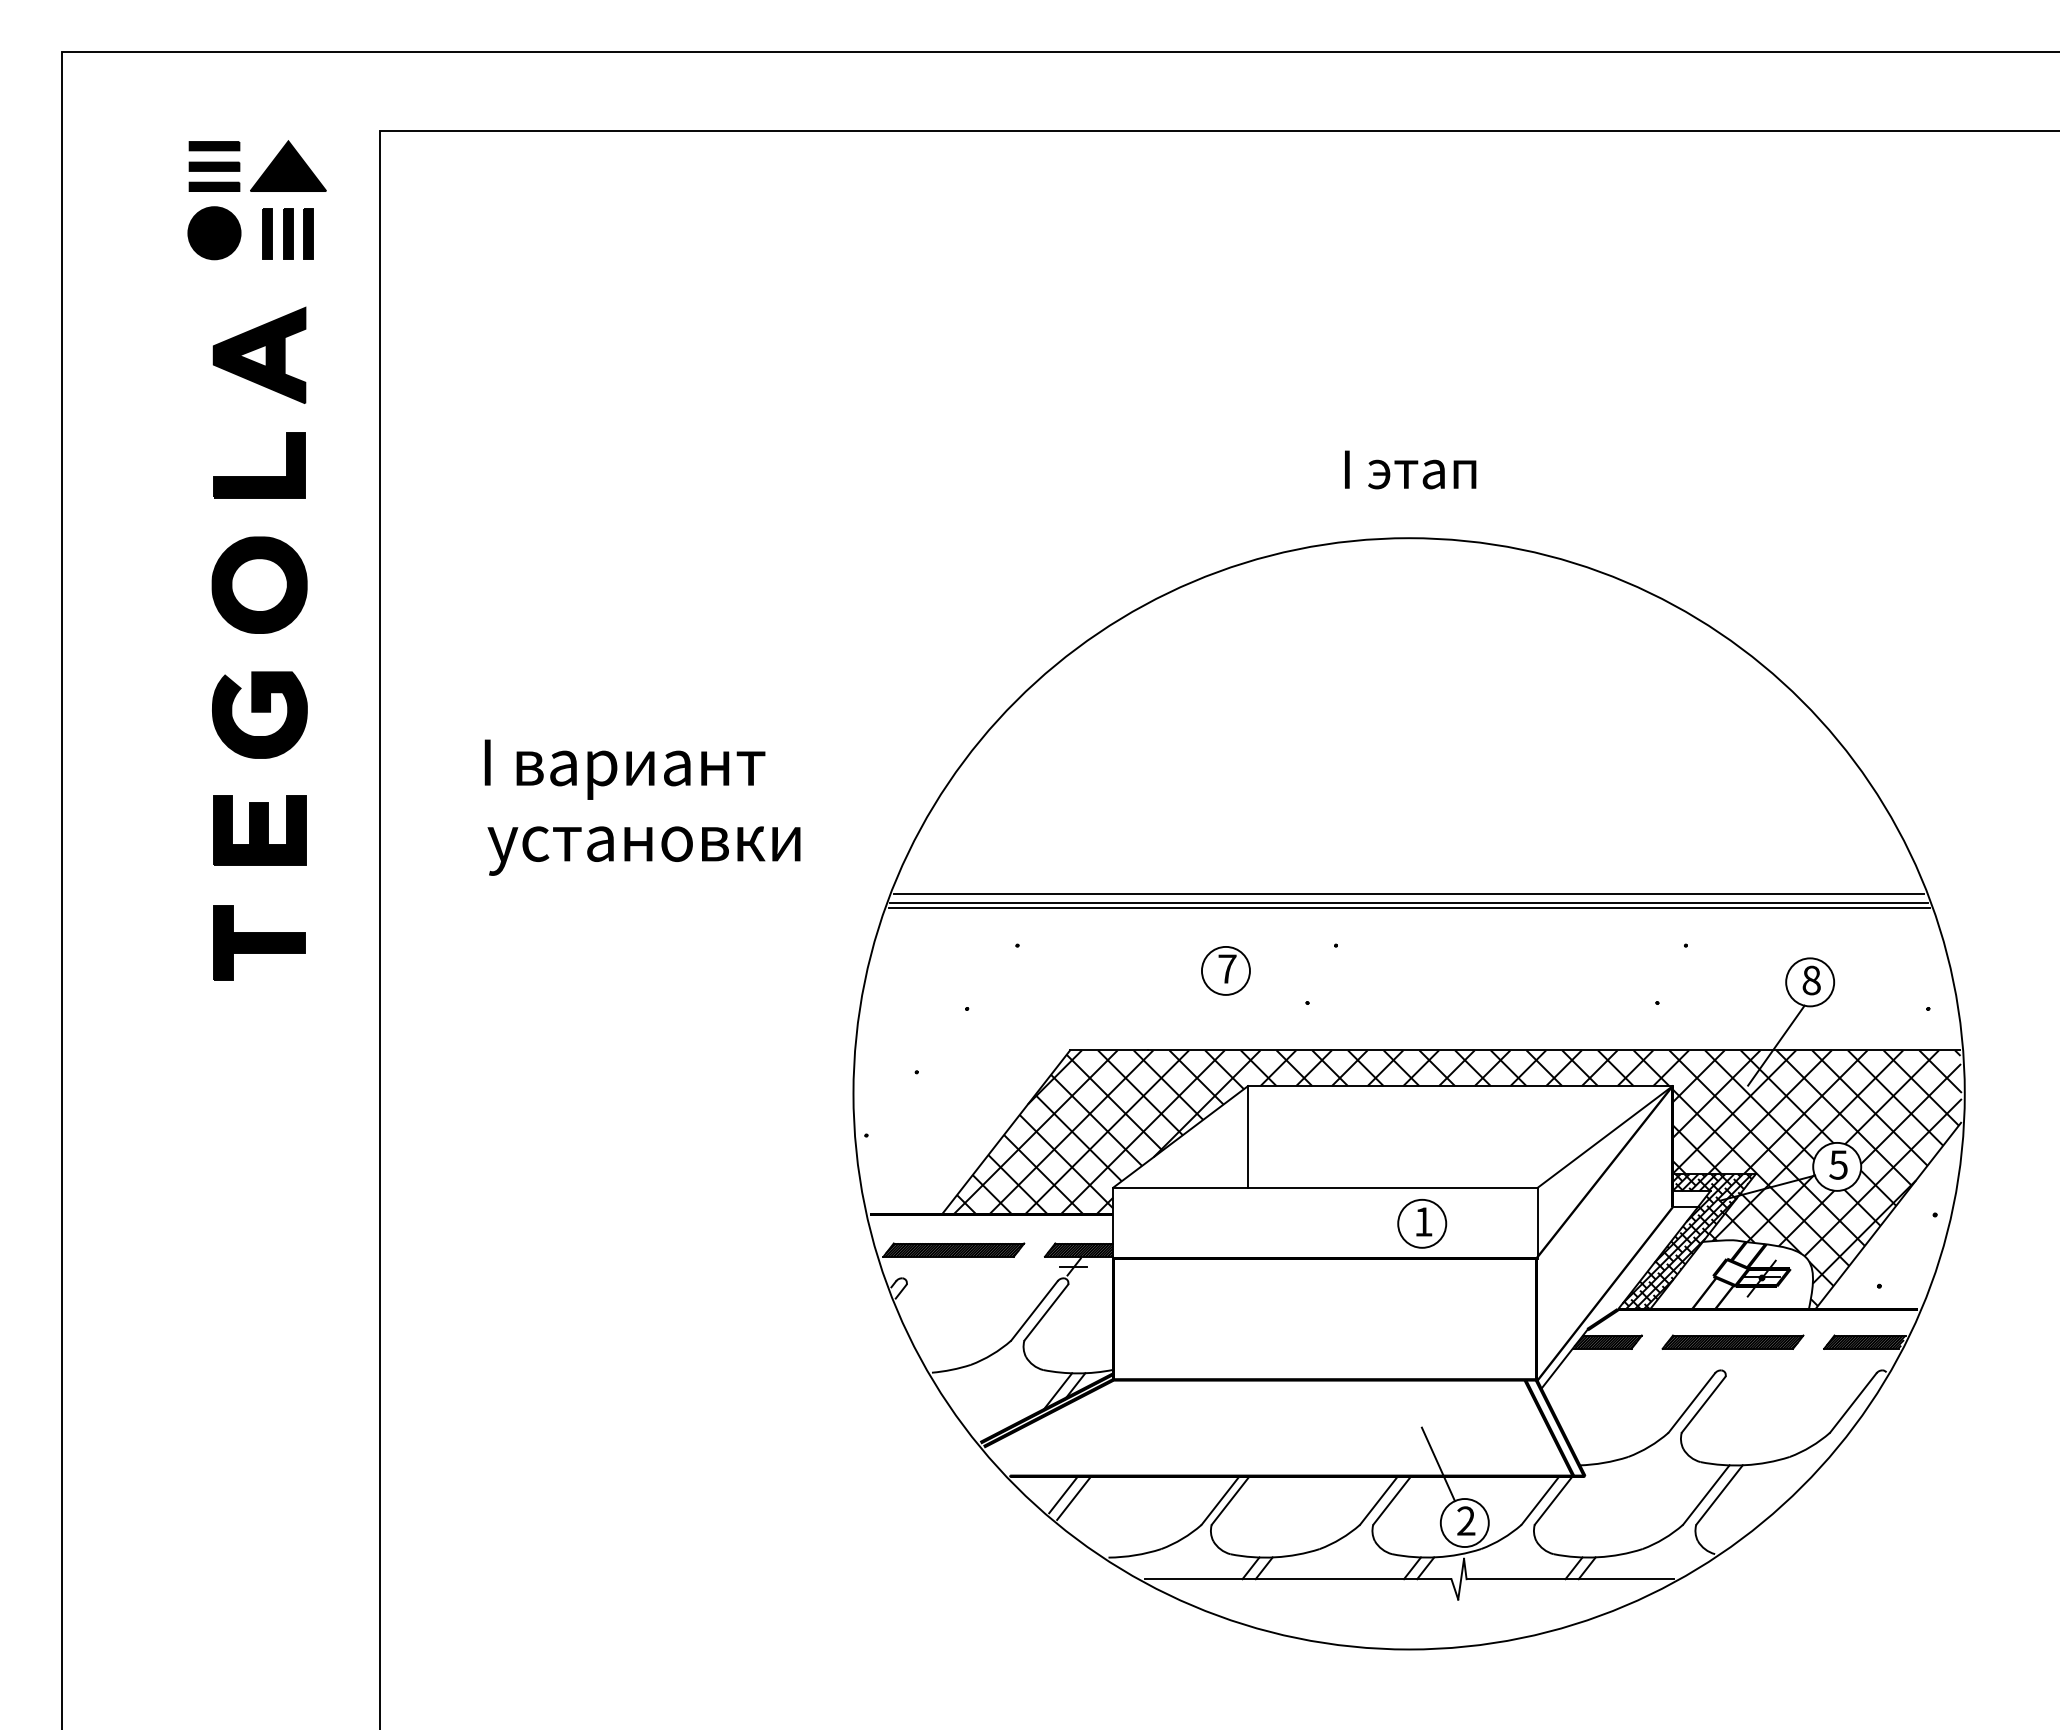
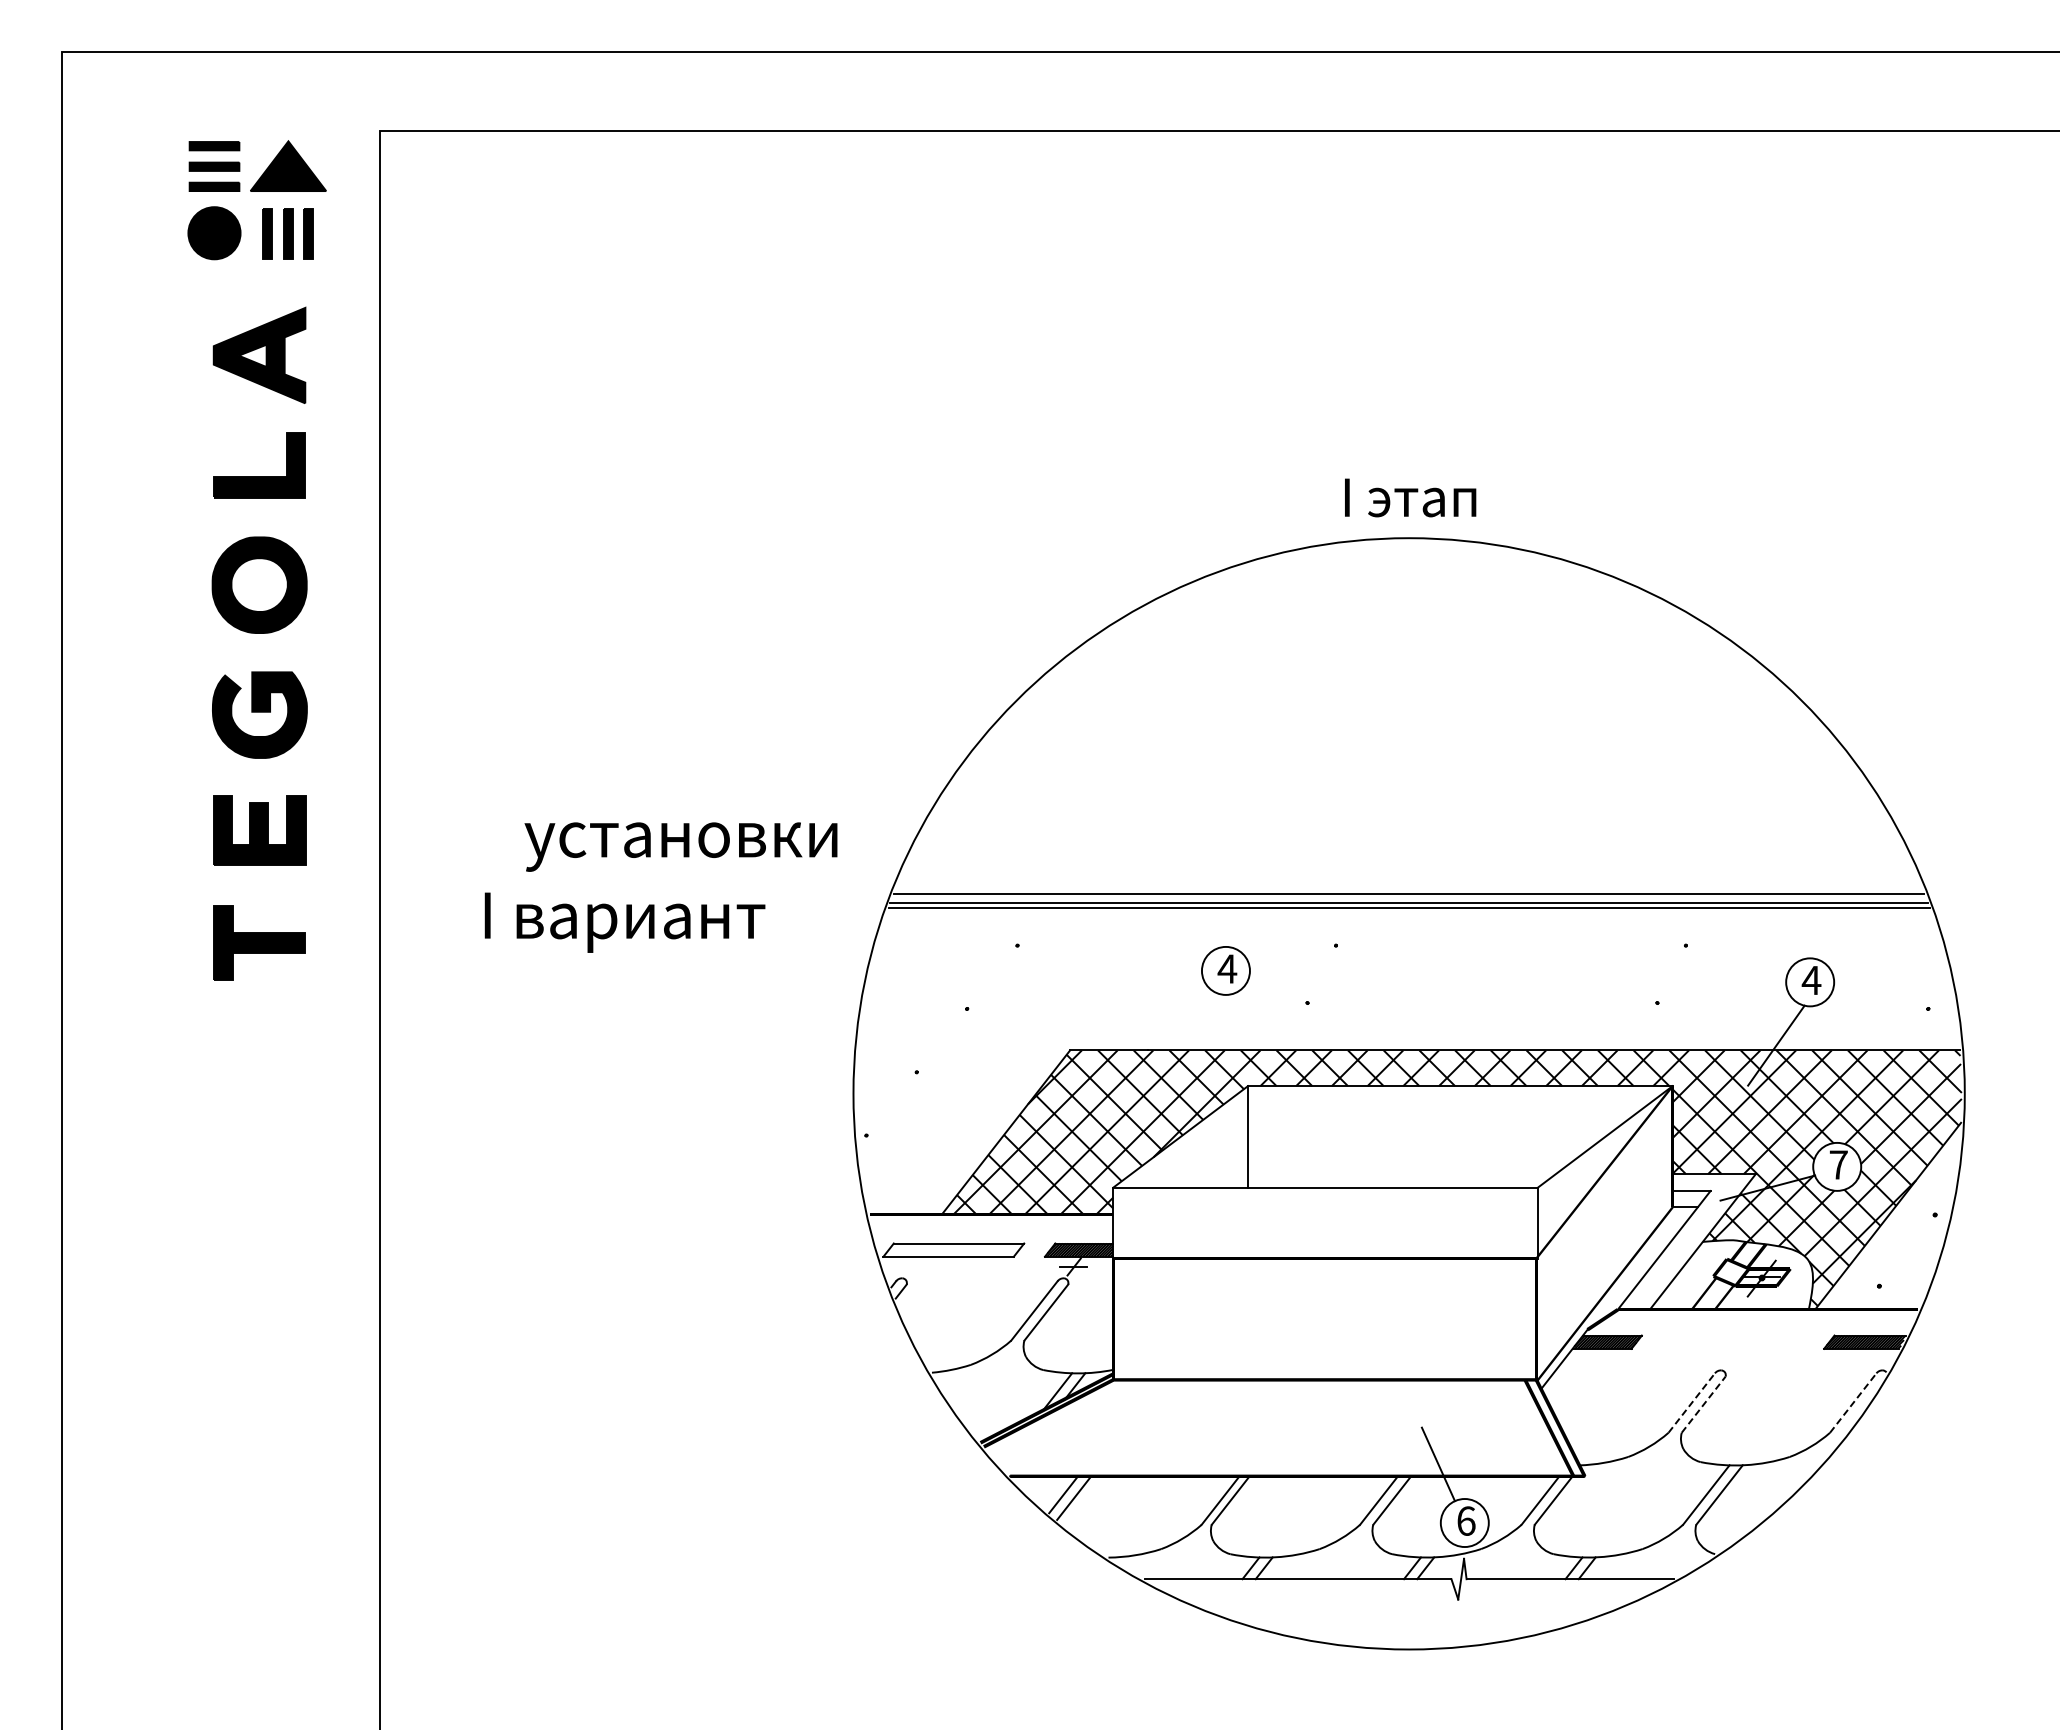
text position: (1410, 469) -> (1410, 497) (1410, 497)
text position: (624, 769) -> (624, 922) (624, 922)
text position: (643, 850) -> (680, 846) (680, 846)
text: 7 -> 4 (1227, 968)
text: 8 -> 4 (1811, 980)
text: 5 -> 7 (1838, 1164)
part: present -> none (1422, 1223)
hatch: present -> none (1687, 1241)
hatch: present -> none (953, 1249)
part: present -> none (1732, 1341)
line: solid -> dashed (1691, 1403)
line: solid -> dashed (1853, 1403)
line: solid -> dashed (1703, 1404)
text: 2 -> 6 (1466, 1520)
